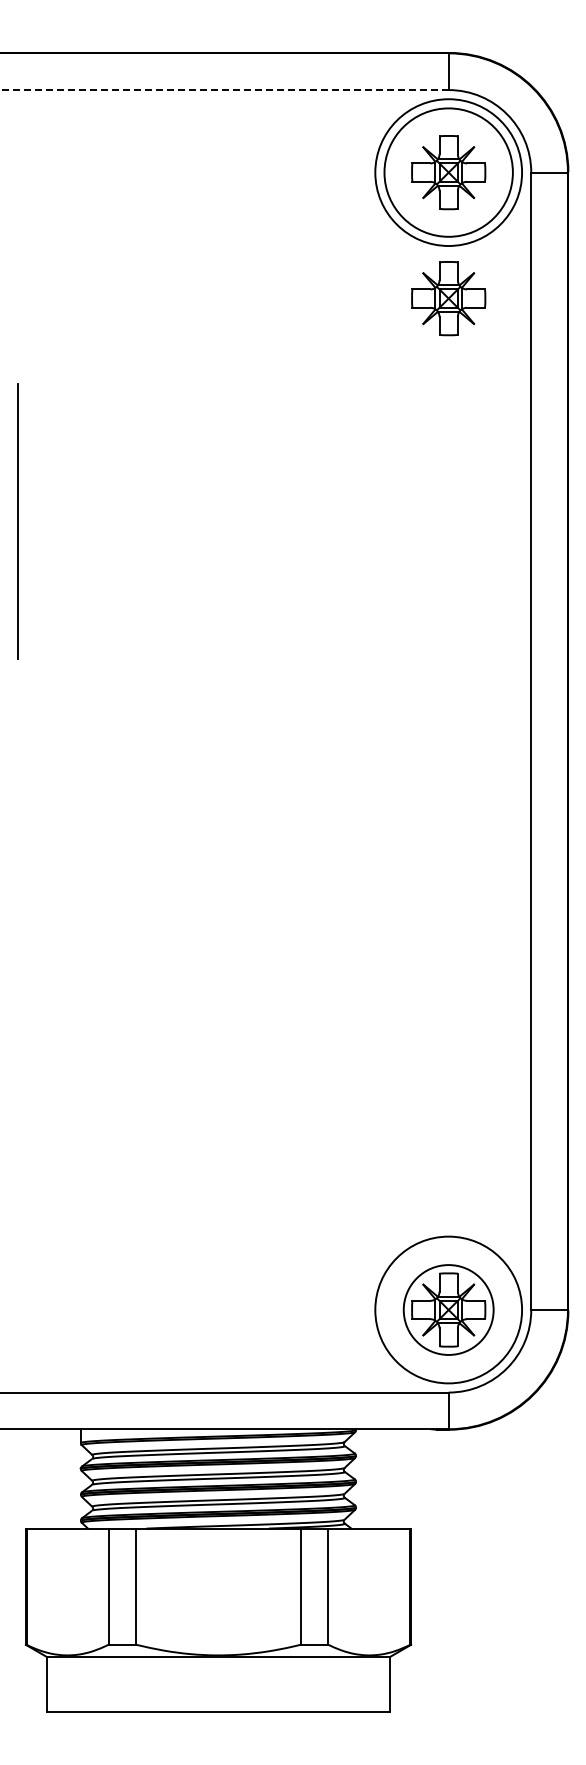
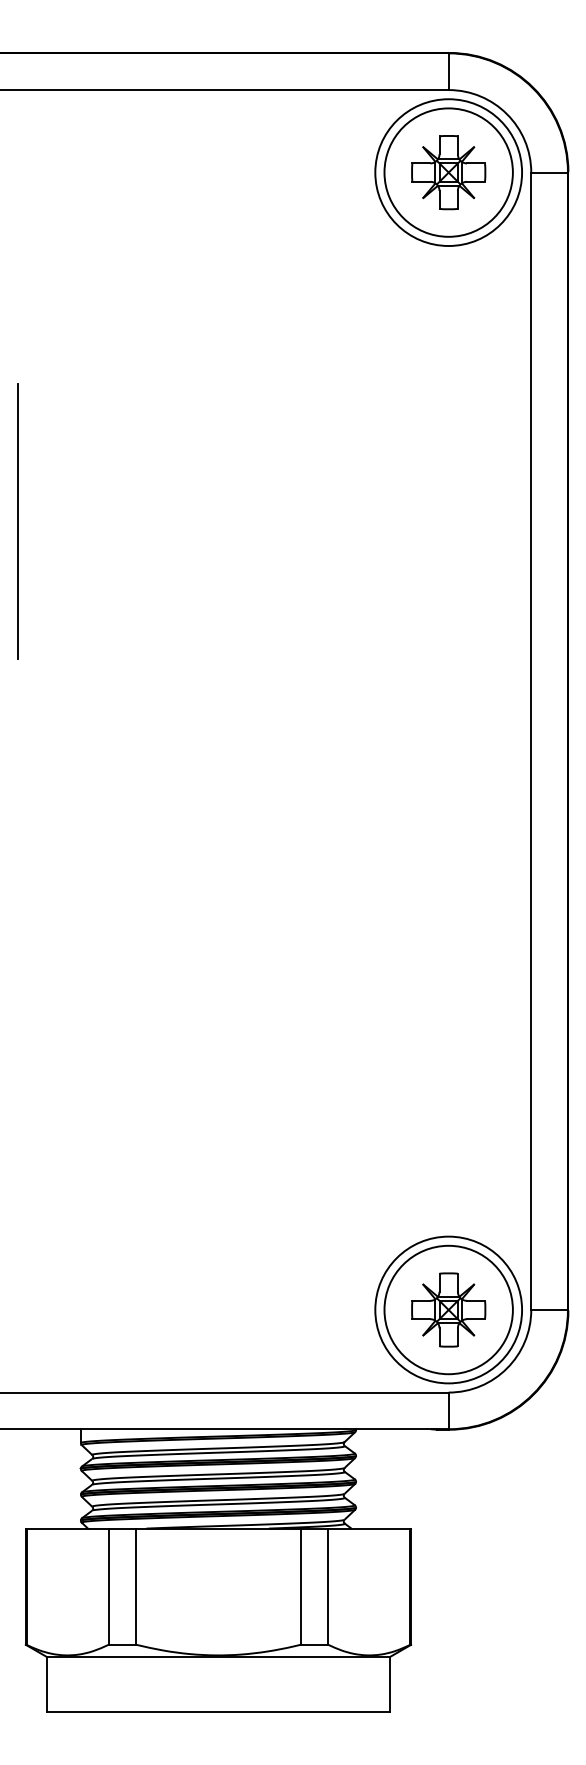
line: dashed -> solid (224, 90)
part: present -> none (448, 298)
circle diameter: 90 px -> 128 px (448, 1309)
